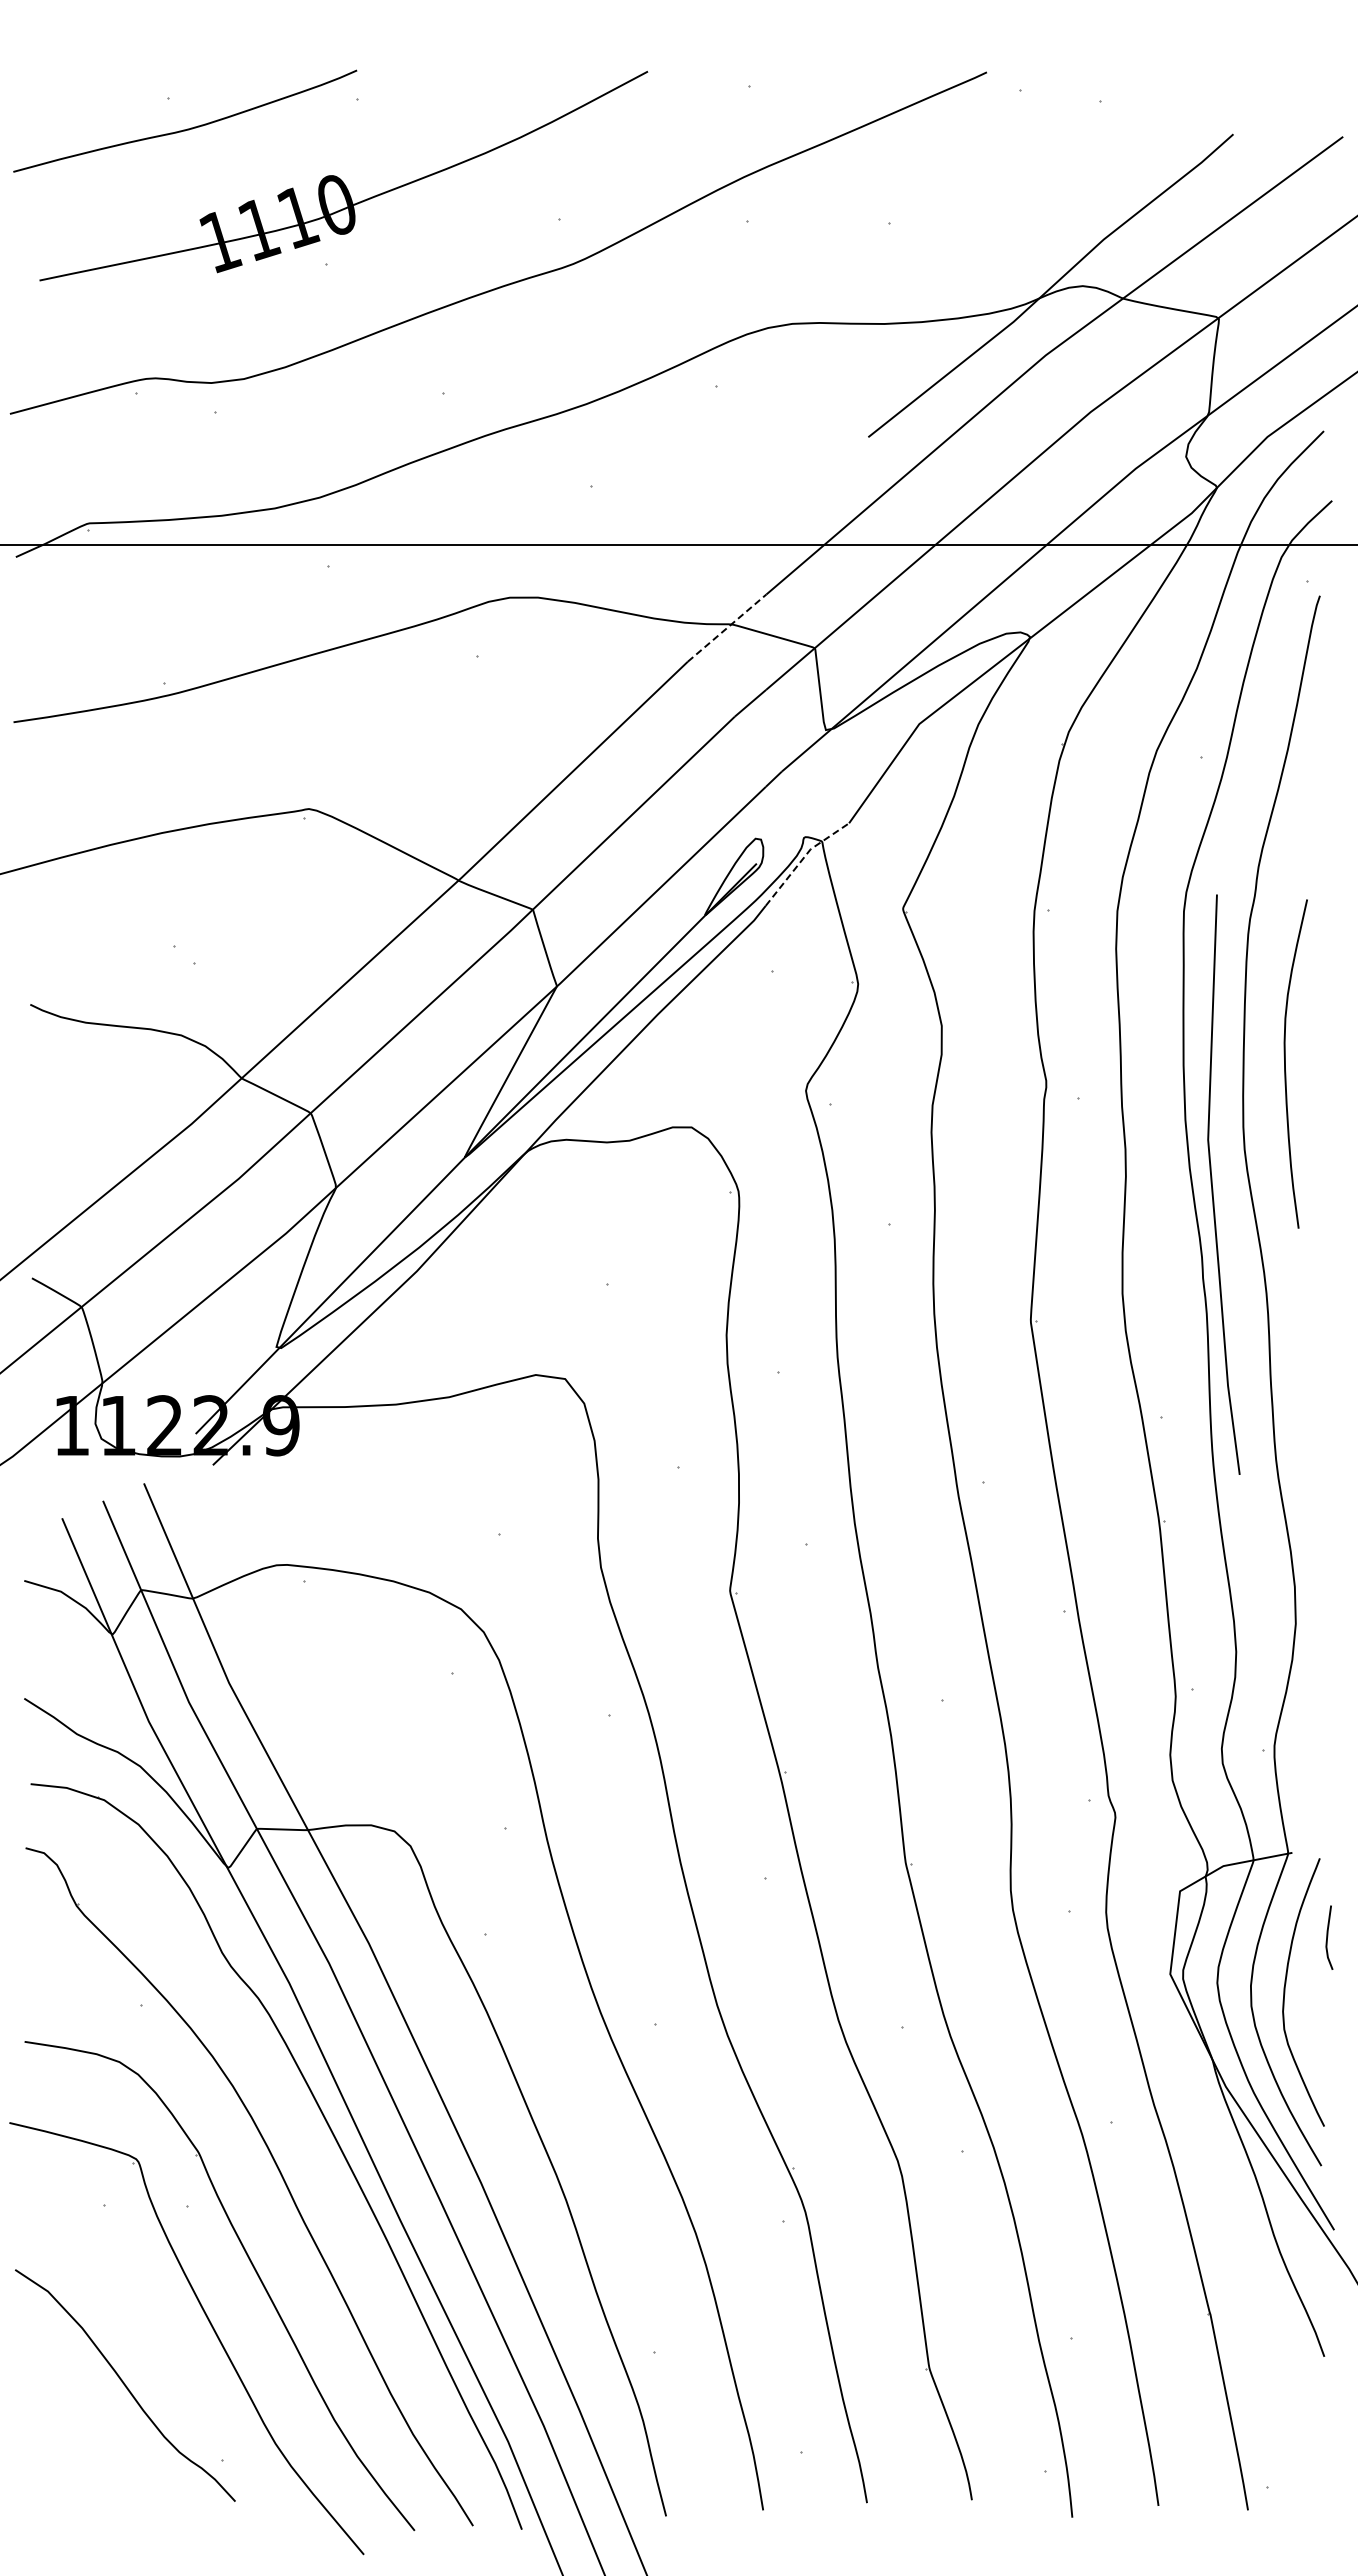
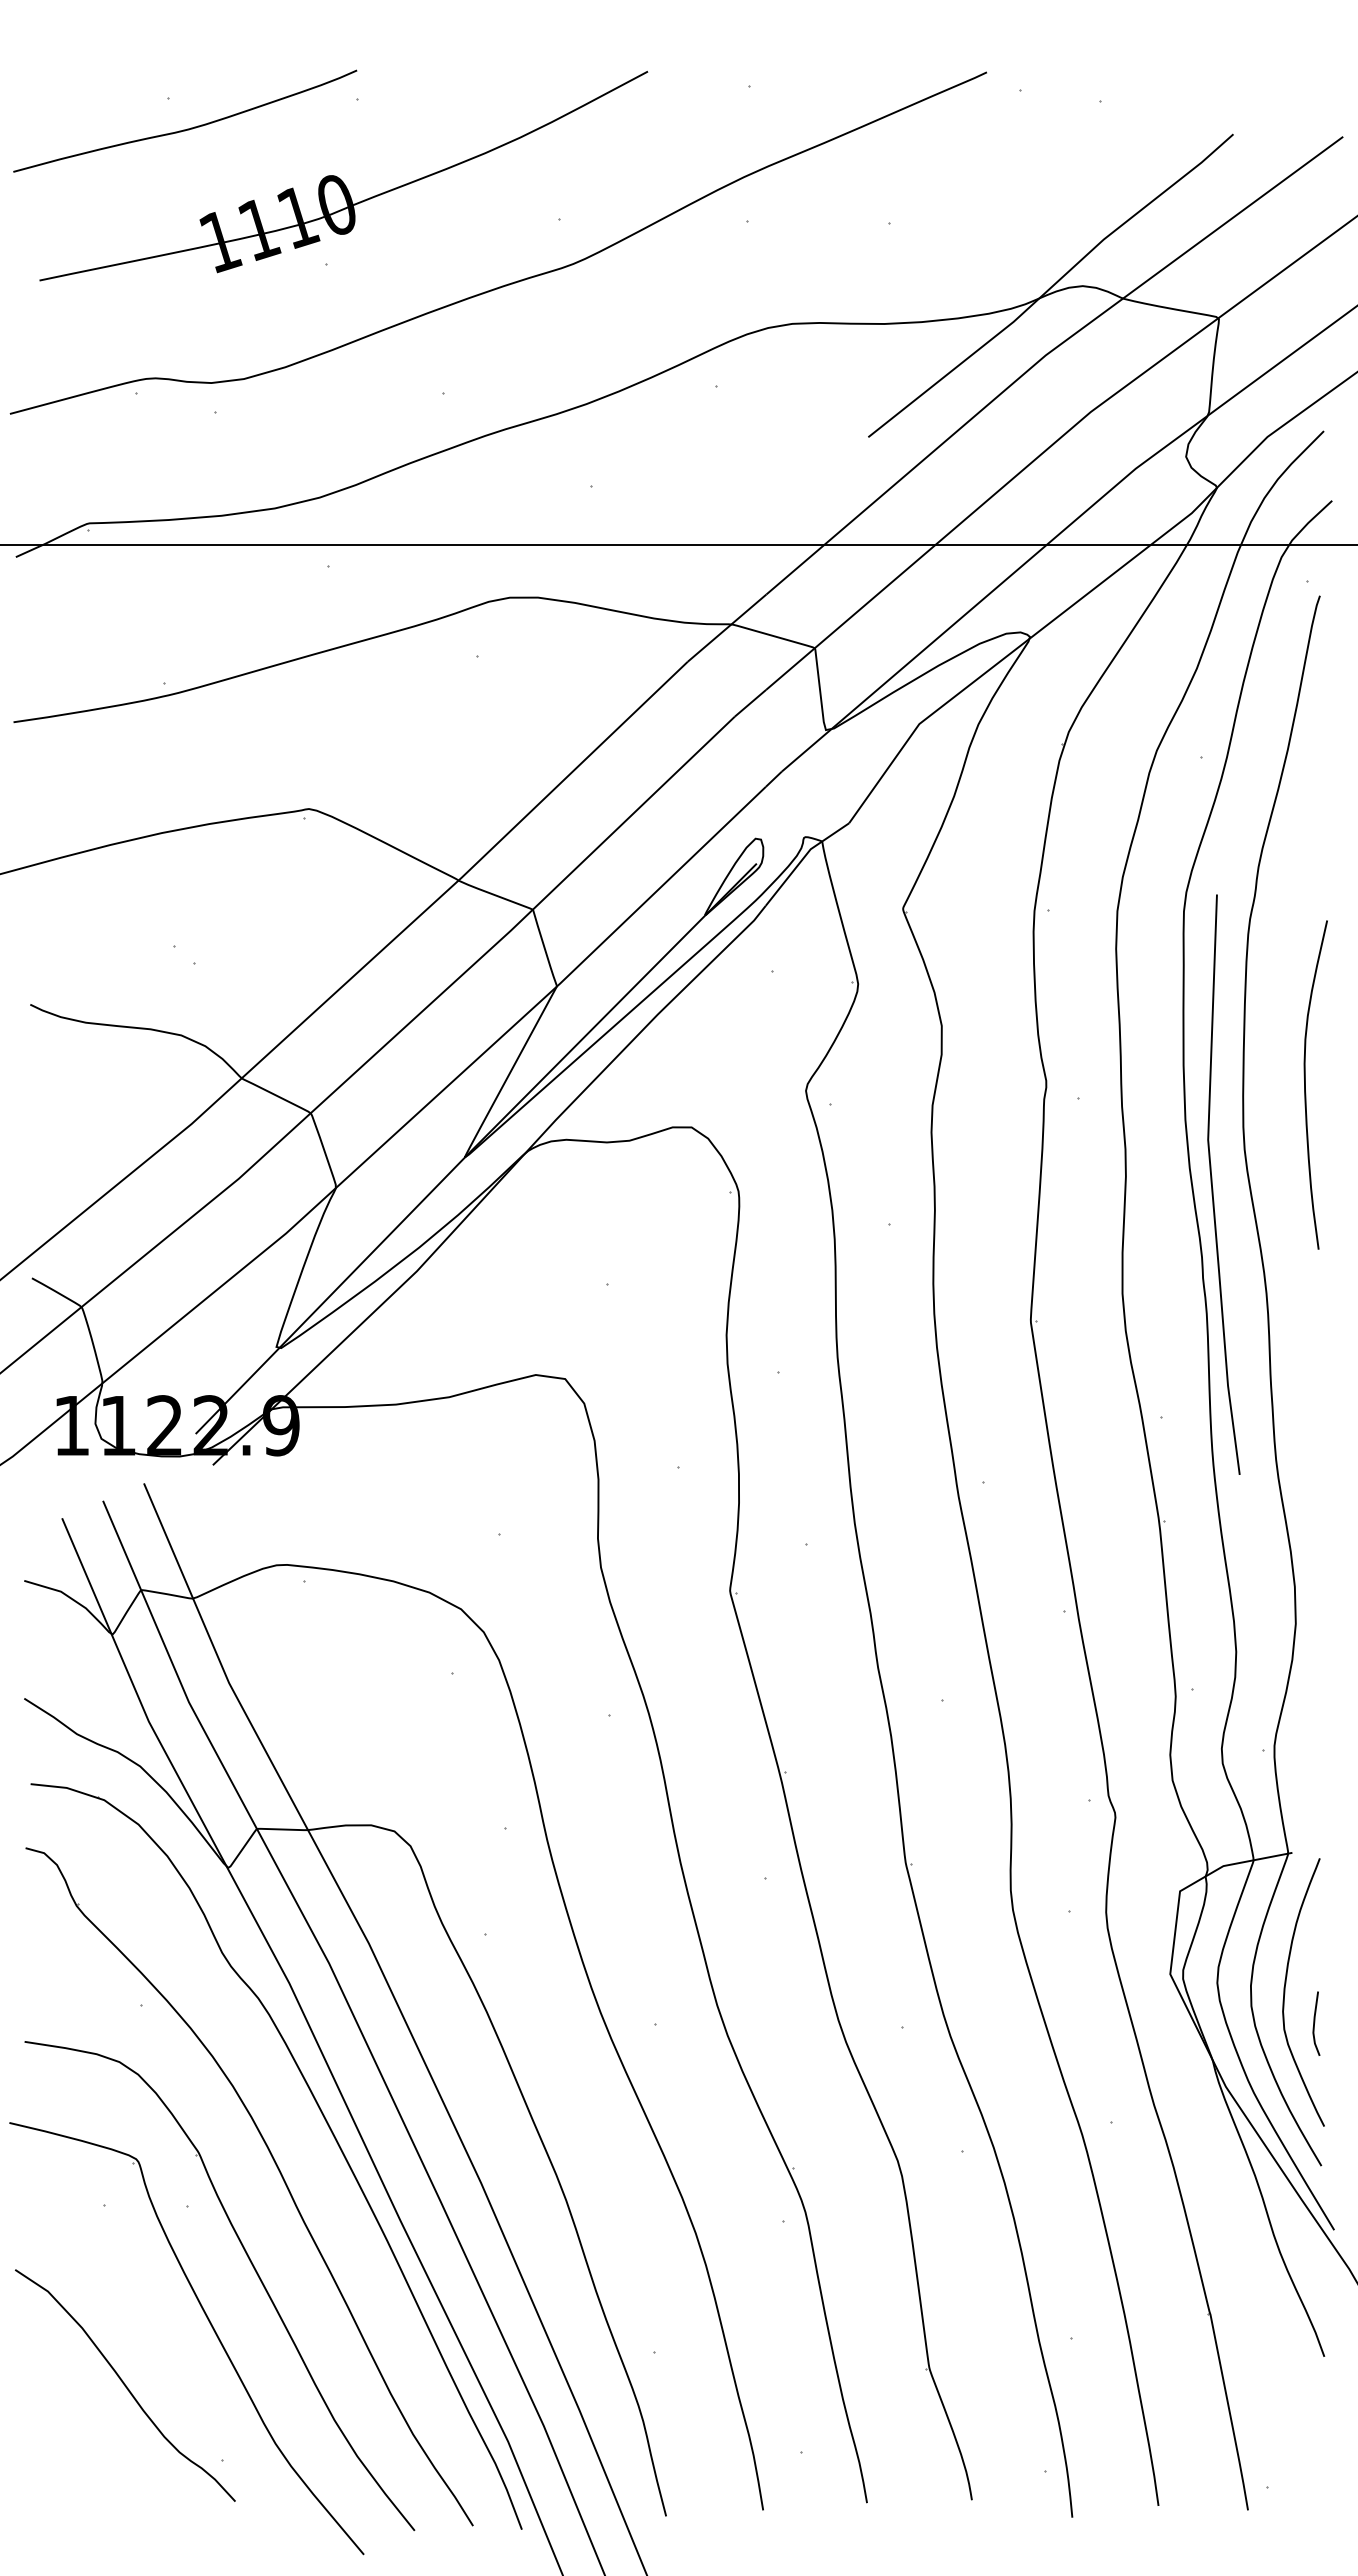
line: dashed -> solid (727, 628)
line: dashed -> solid (803, 858)
curve position: (1285, 1063) -> (1305, 1084) (1305, 1084)
line position: (1328, 1936) -> (1315, 2022) (1315, 2022)
